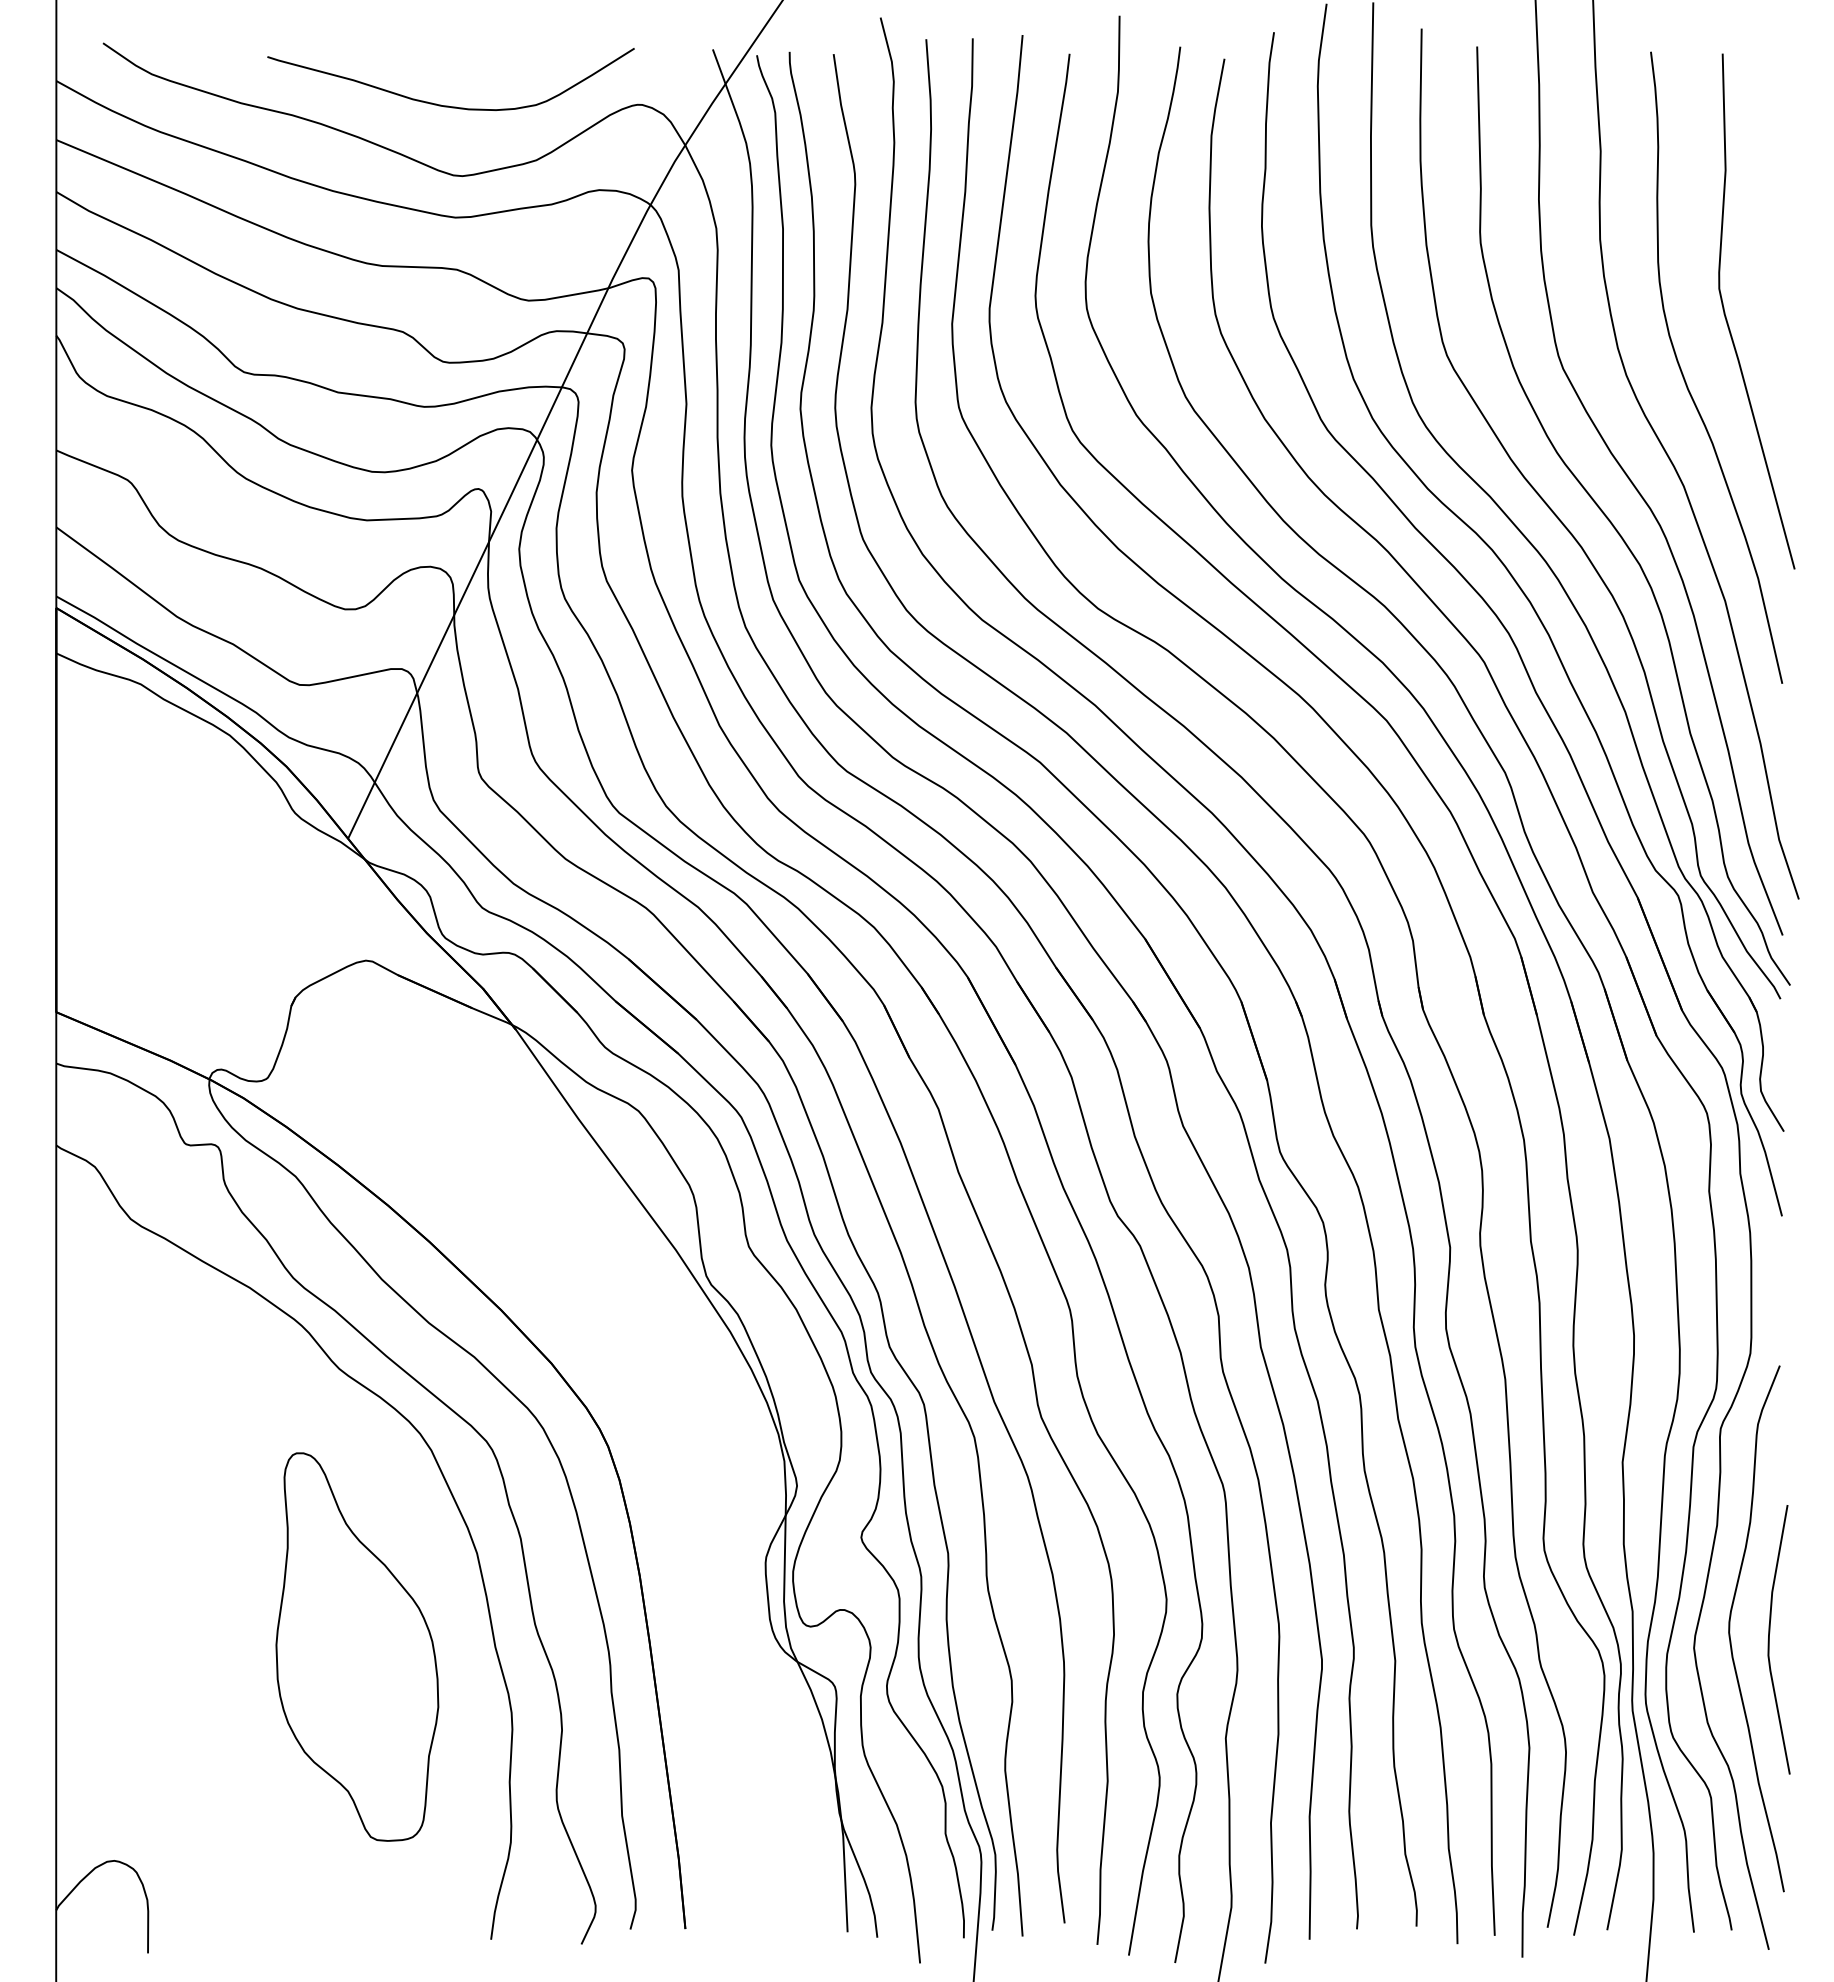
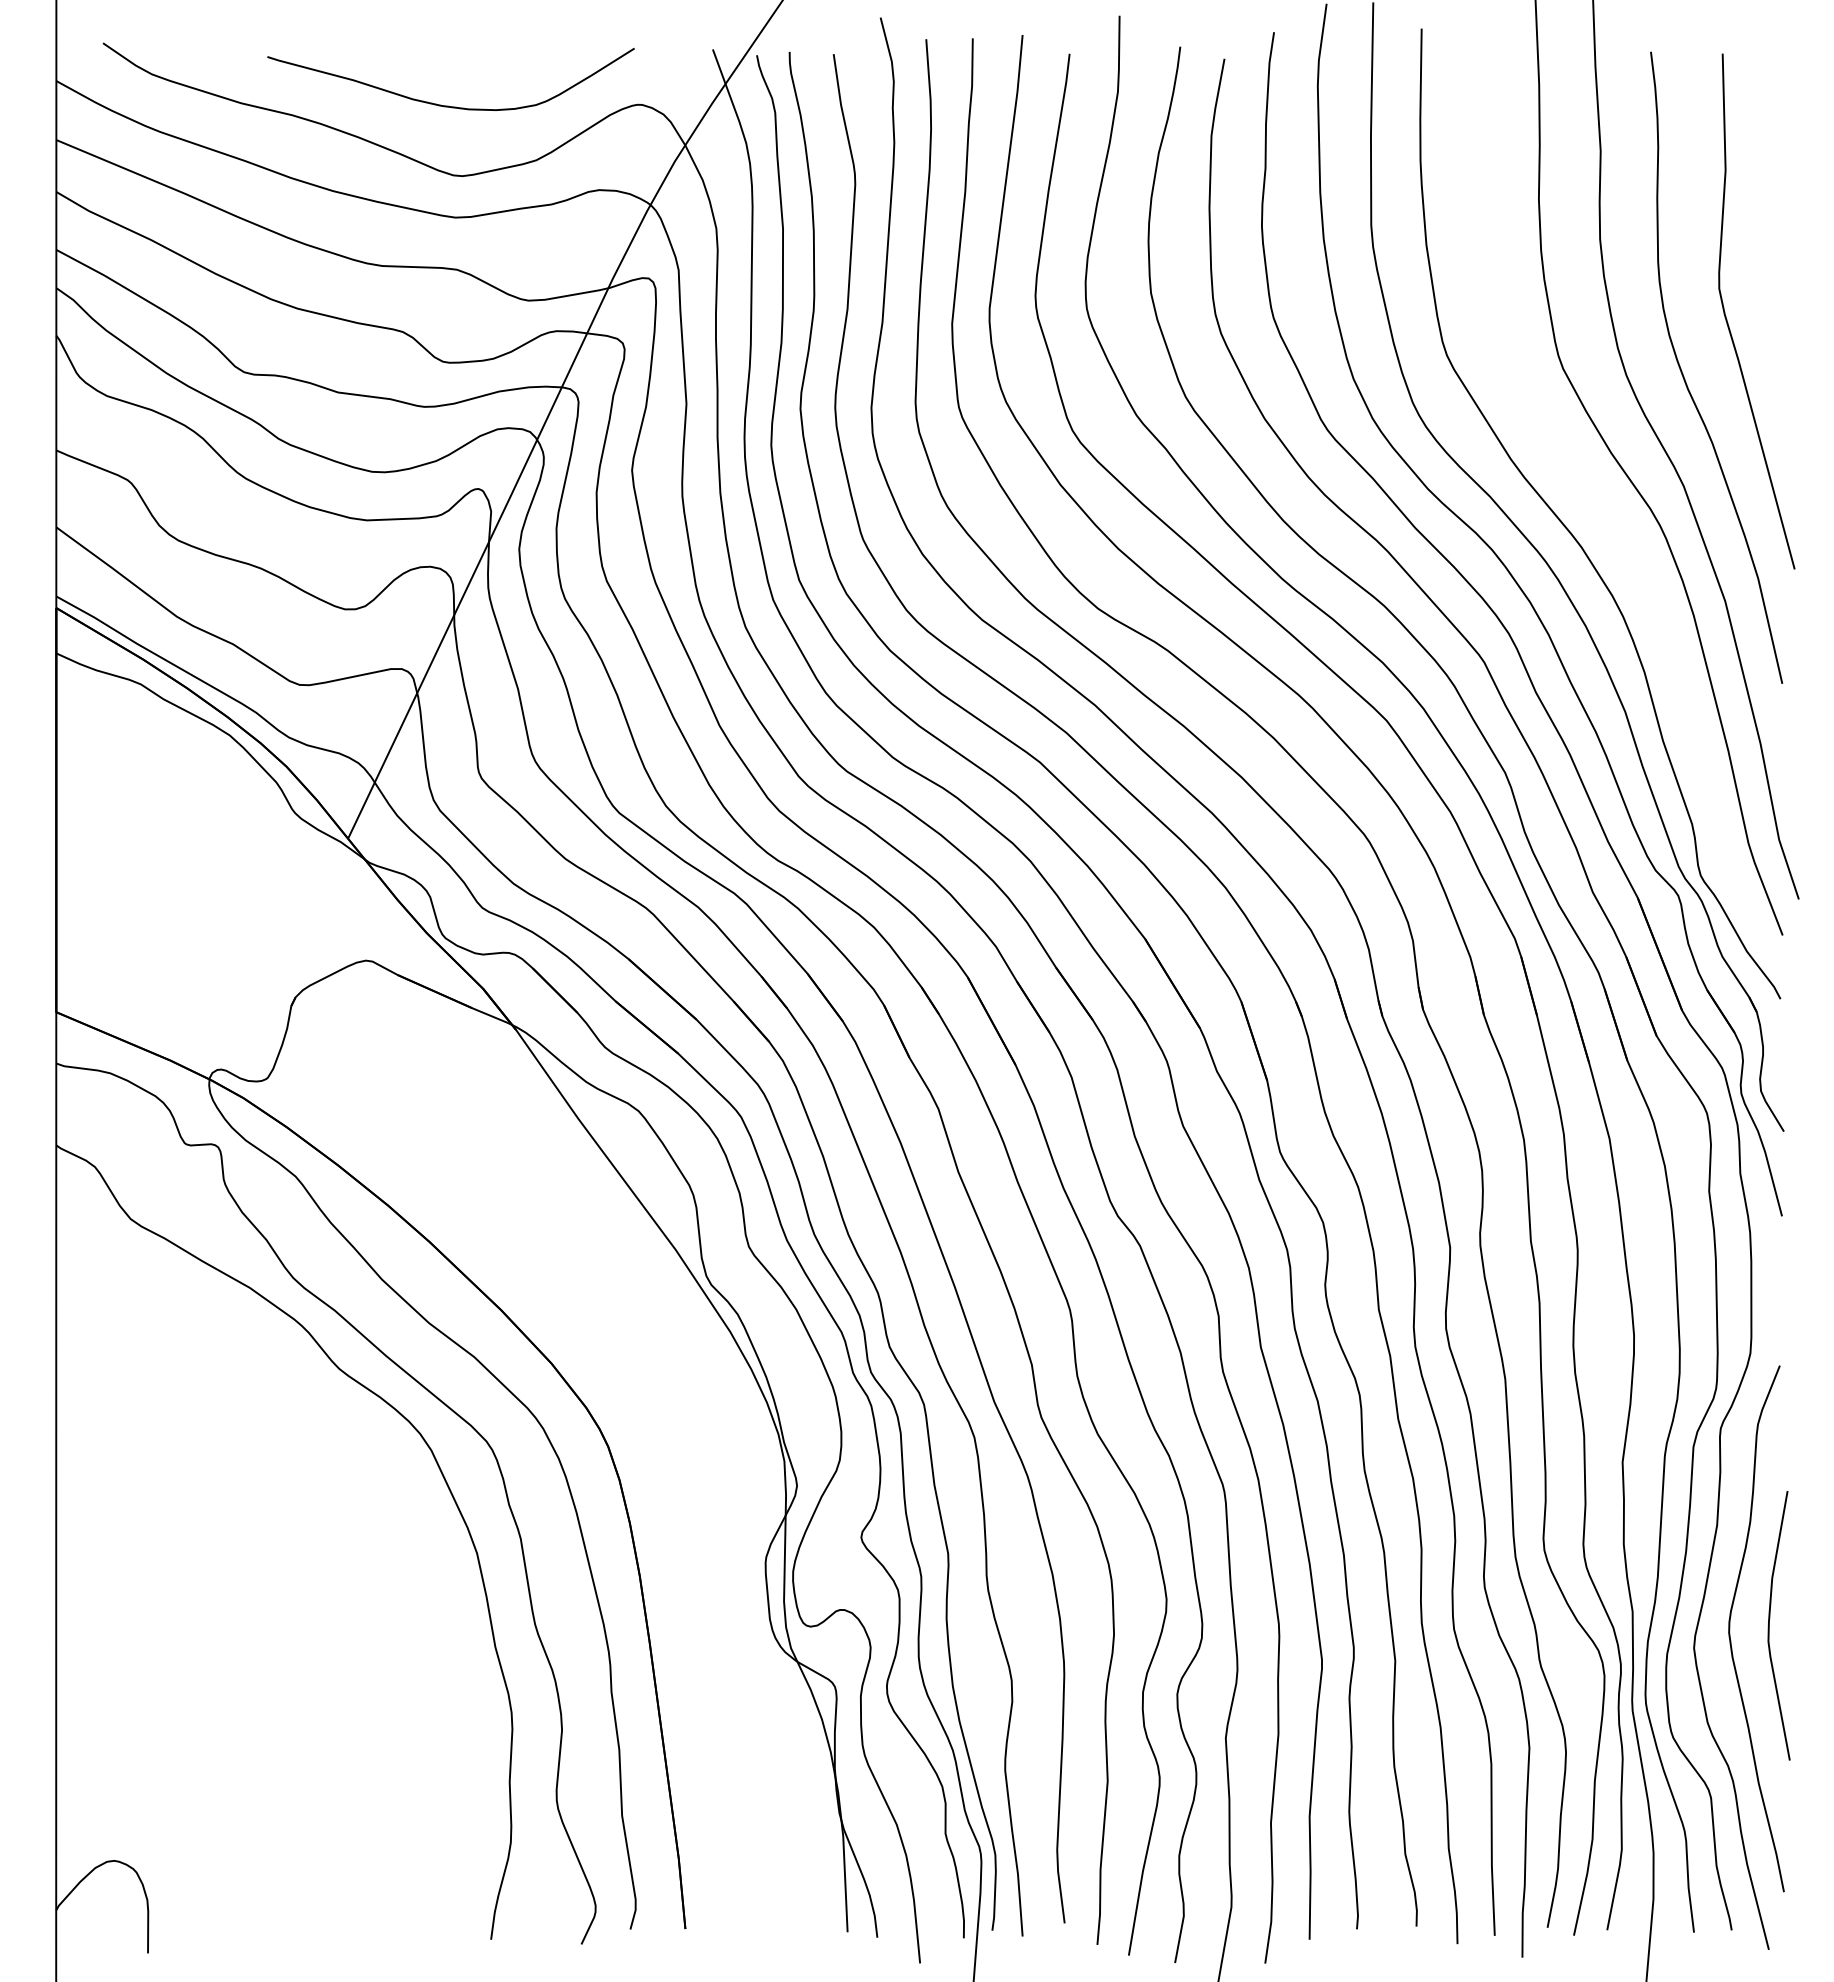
curve: present -> none (1617, 529)
curve position: (1769, 1639) -> (1769, 1625) (1769, 1625)
part: present -> none (357, 1646)
